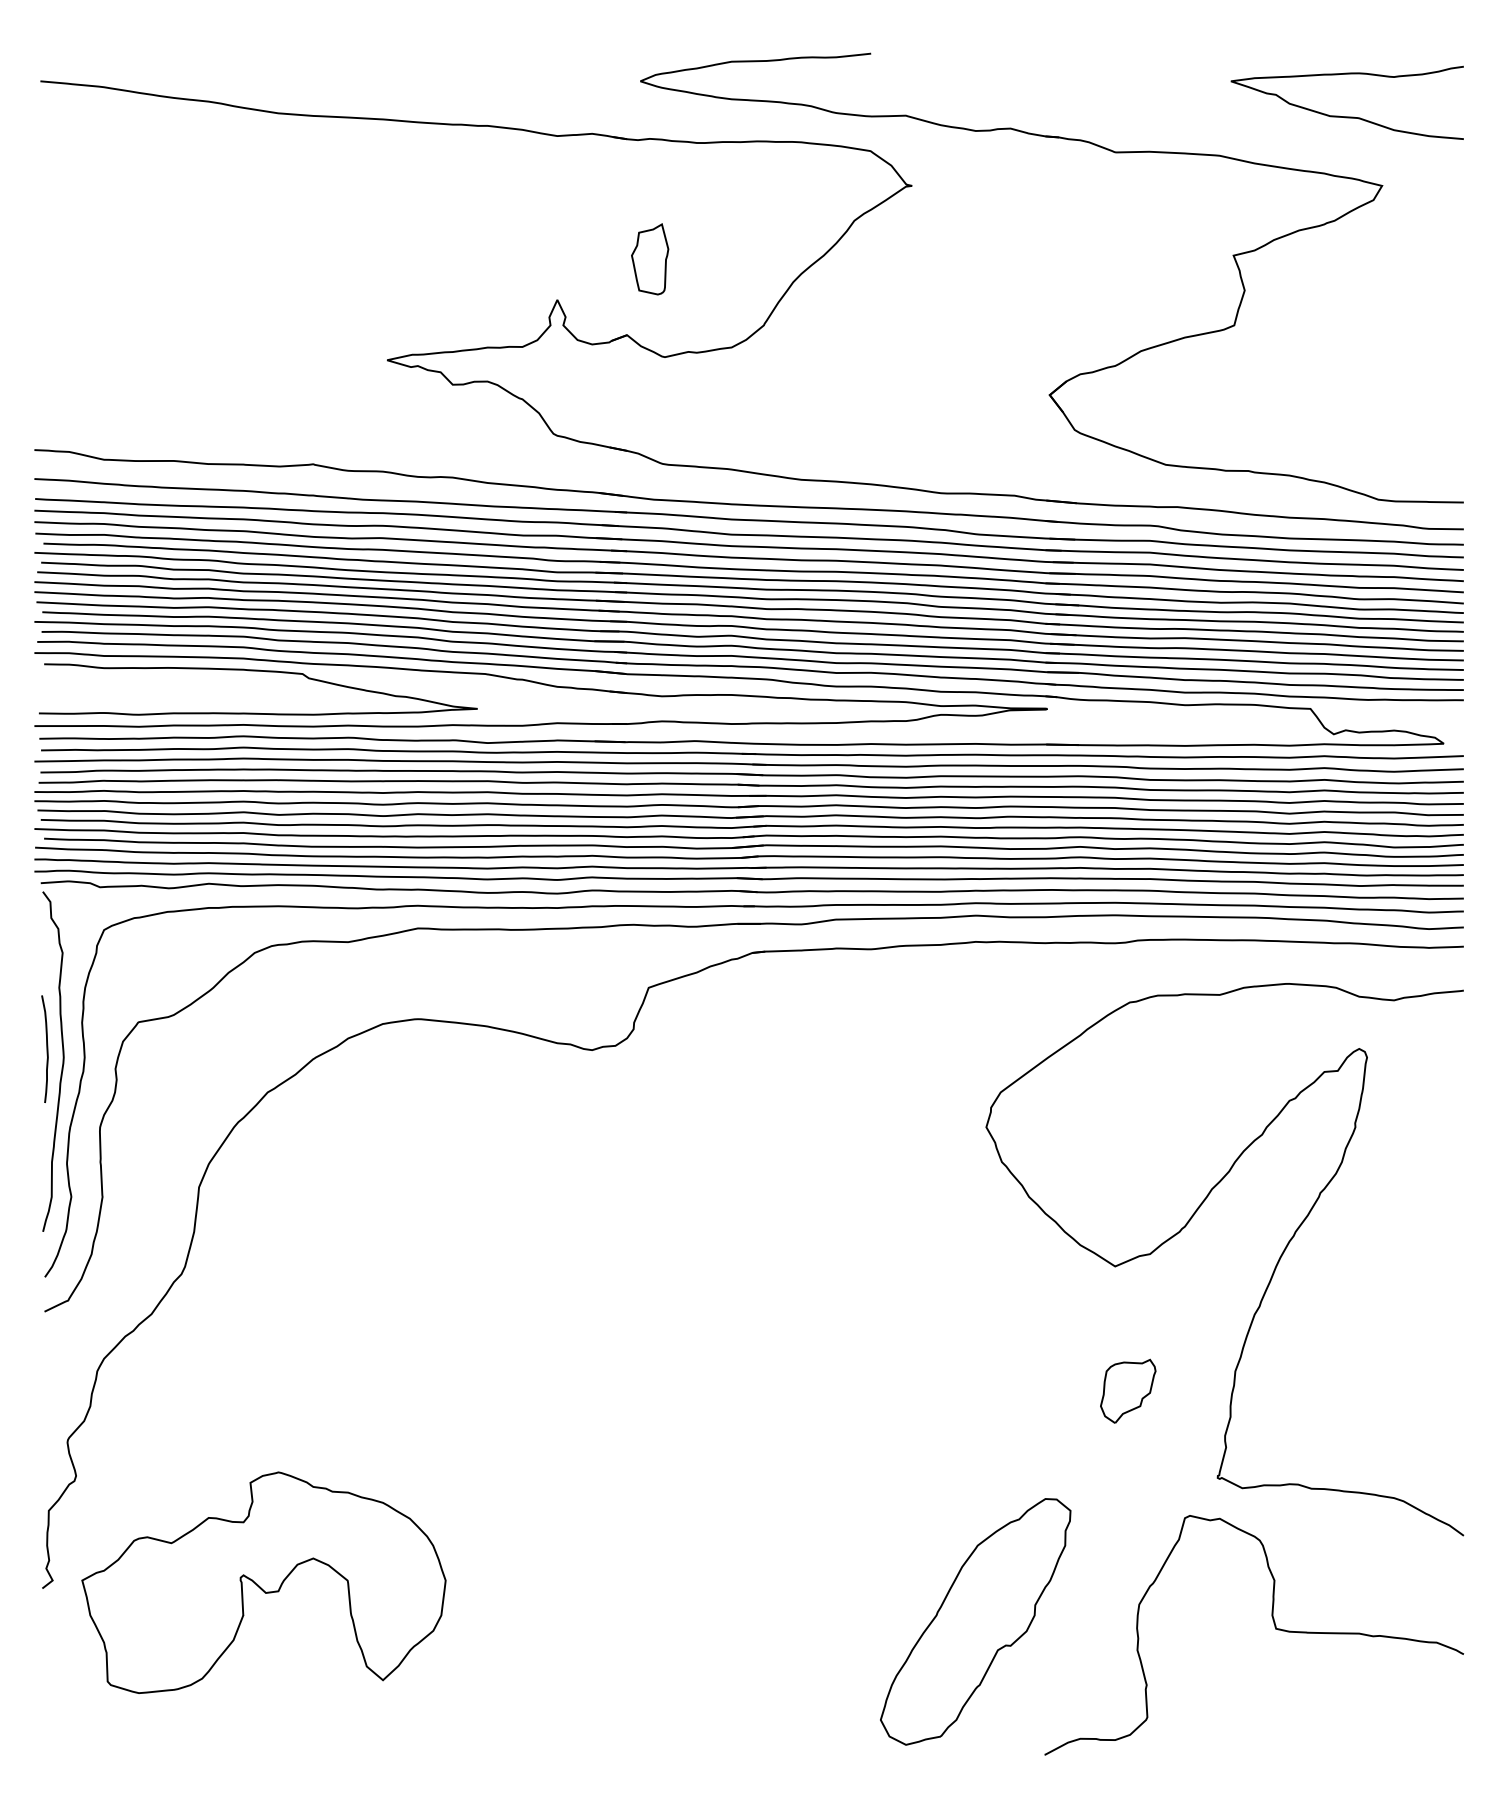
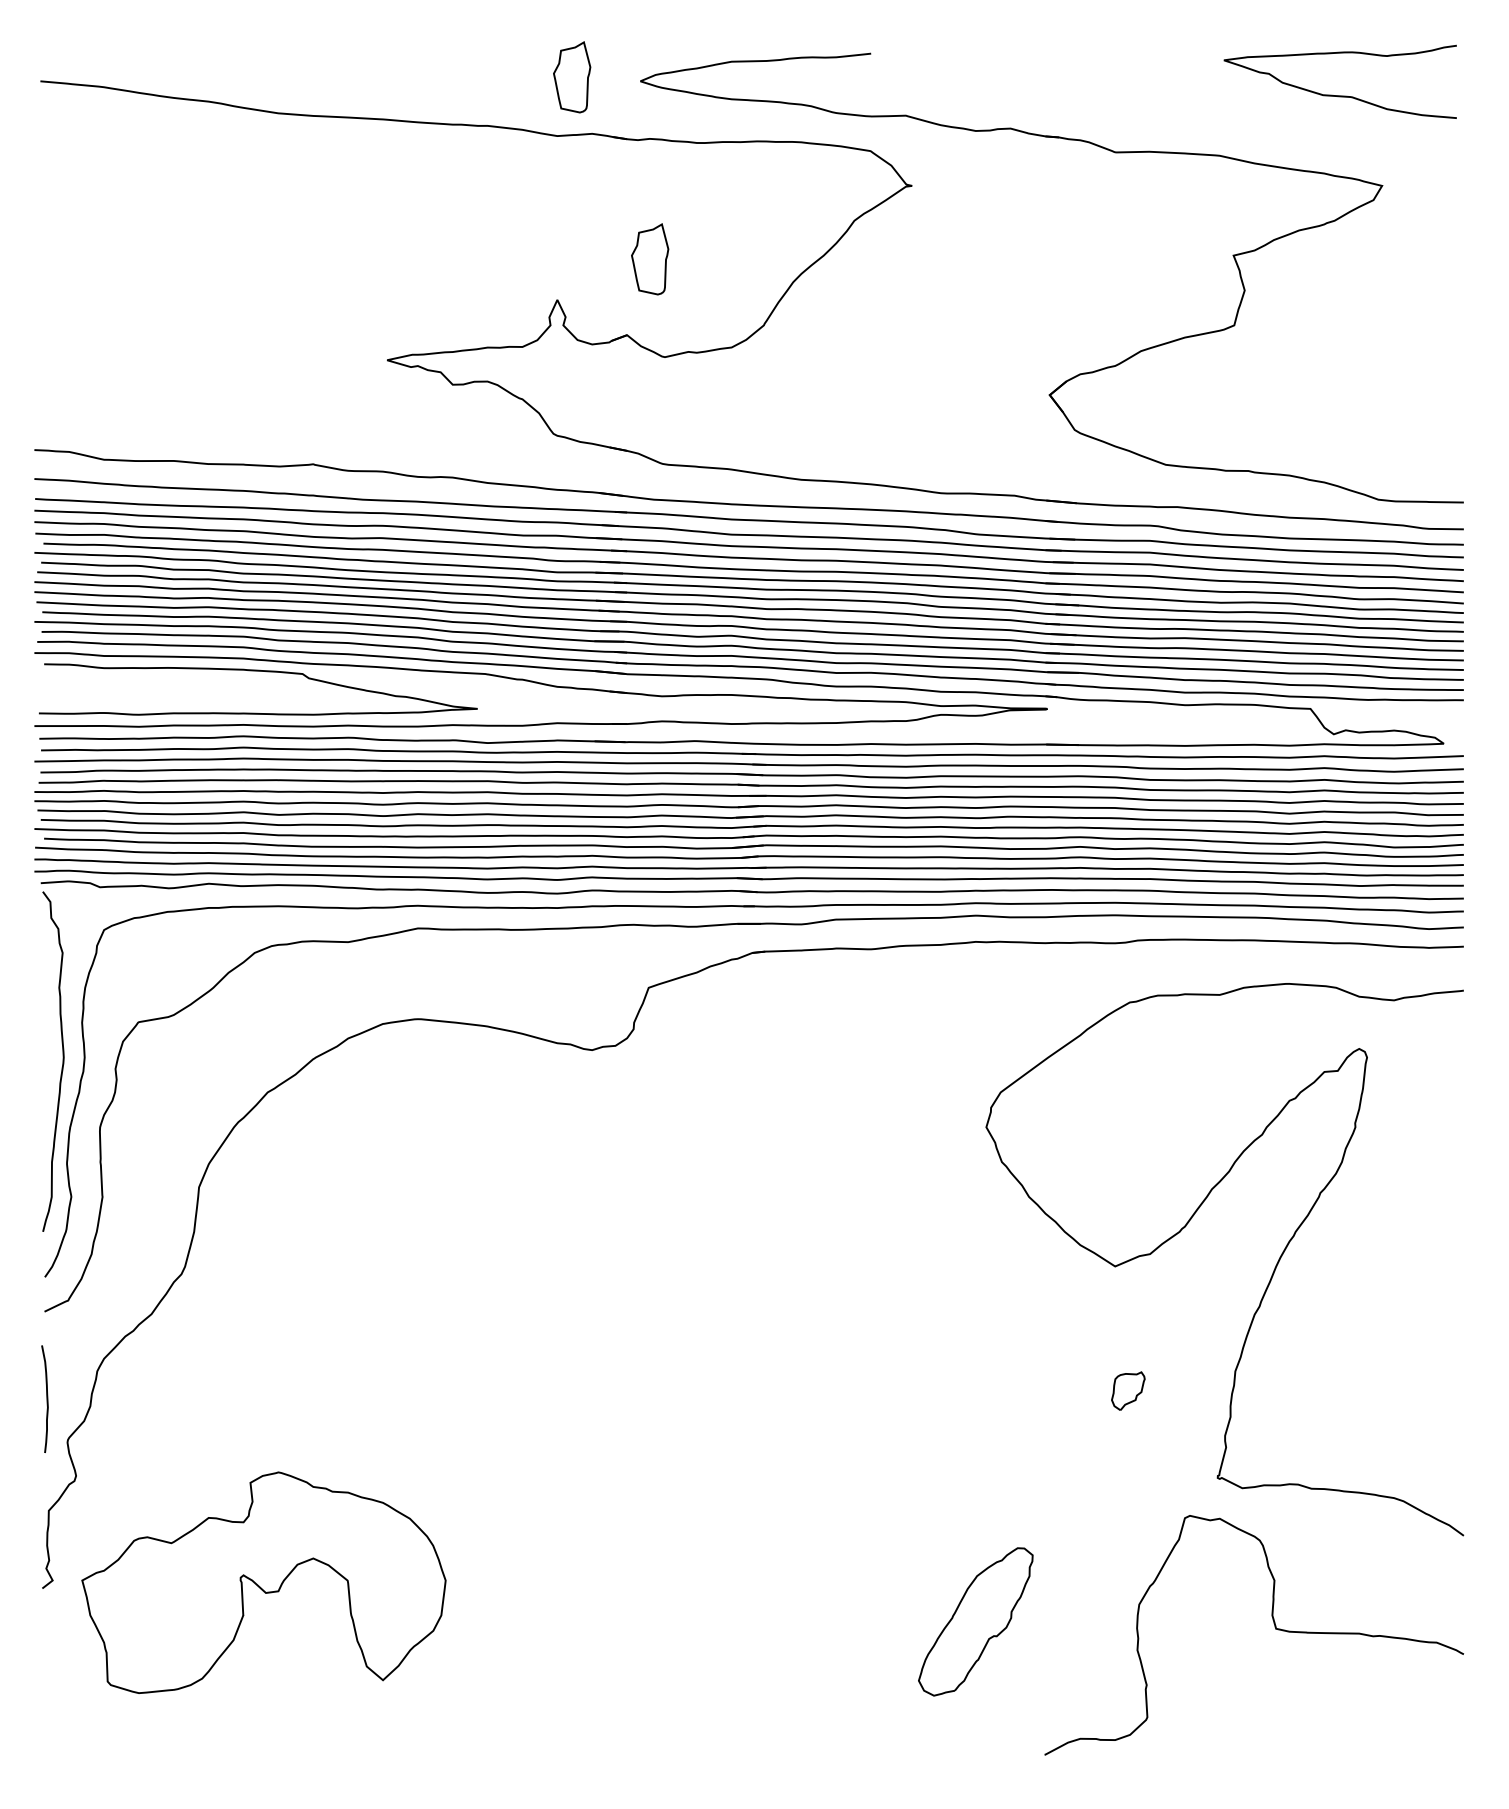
part: none -> present (572, 77)
curve position: (1346, 116) -> (1339, 95) (1339, 95)
curve position: (46, 1048) -> (46, 1398) (46, 1398)
part size: 57x66 px -> 35x40 px (1128, 1390)
part size: 192x248 px -> 116x150 px (975, 1621)
